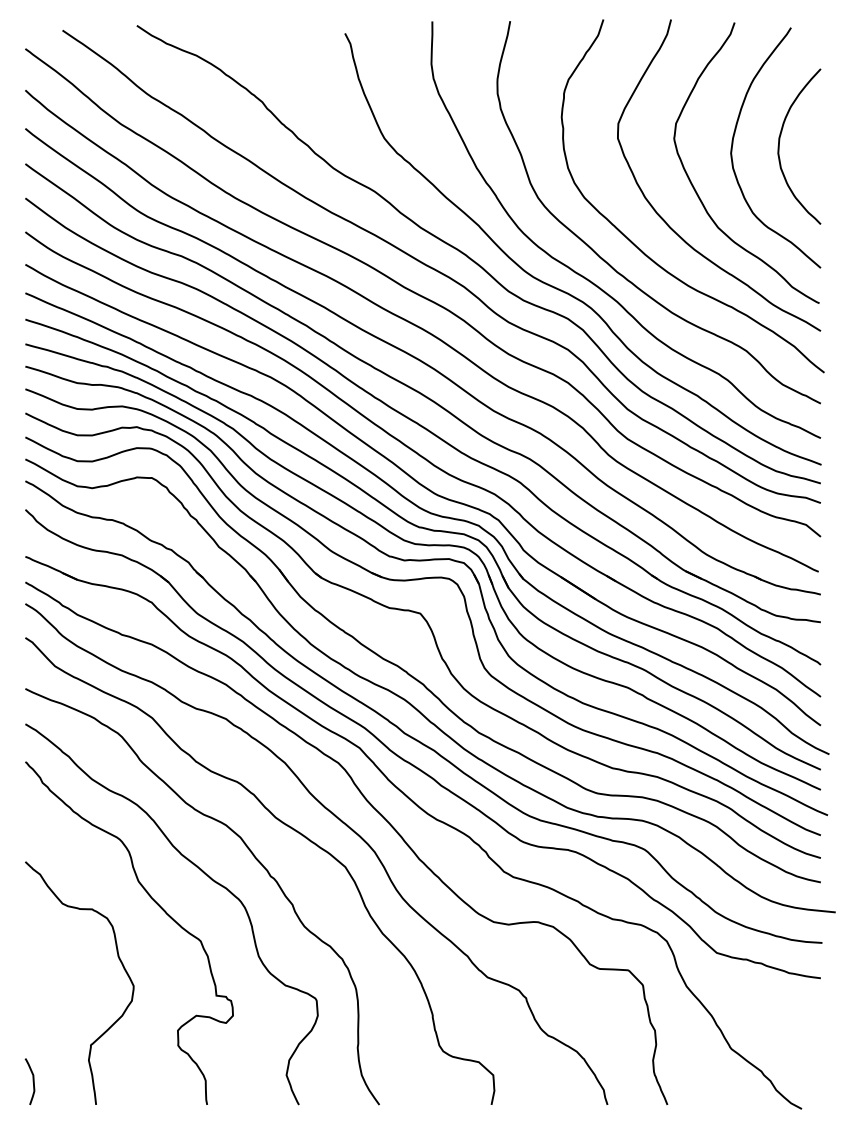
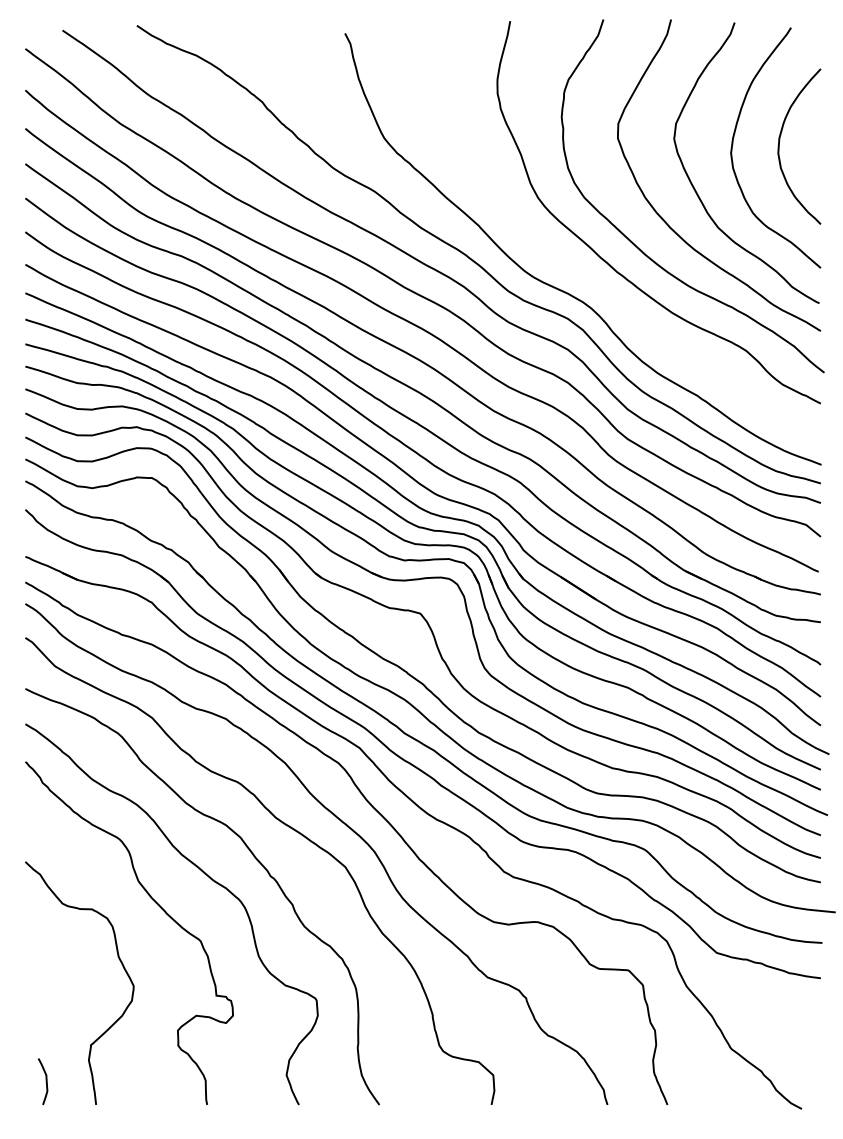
curve: present -> none (592, 281)
curve position: (32, 1081) -> (45, 1081) (45, 1081)
